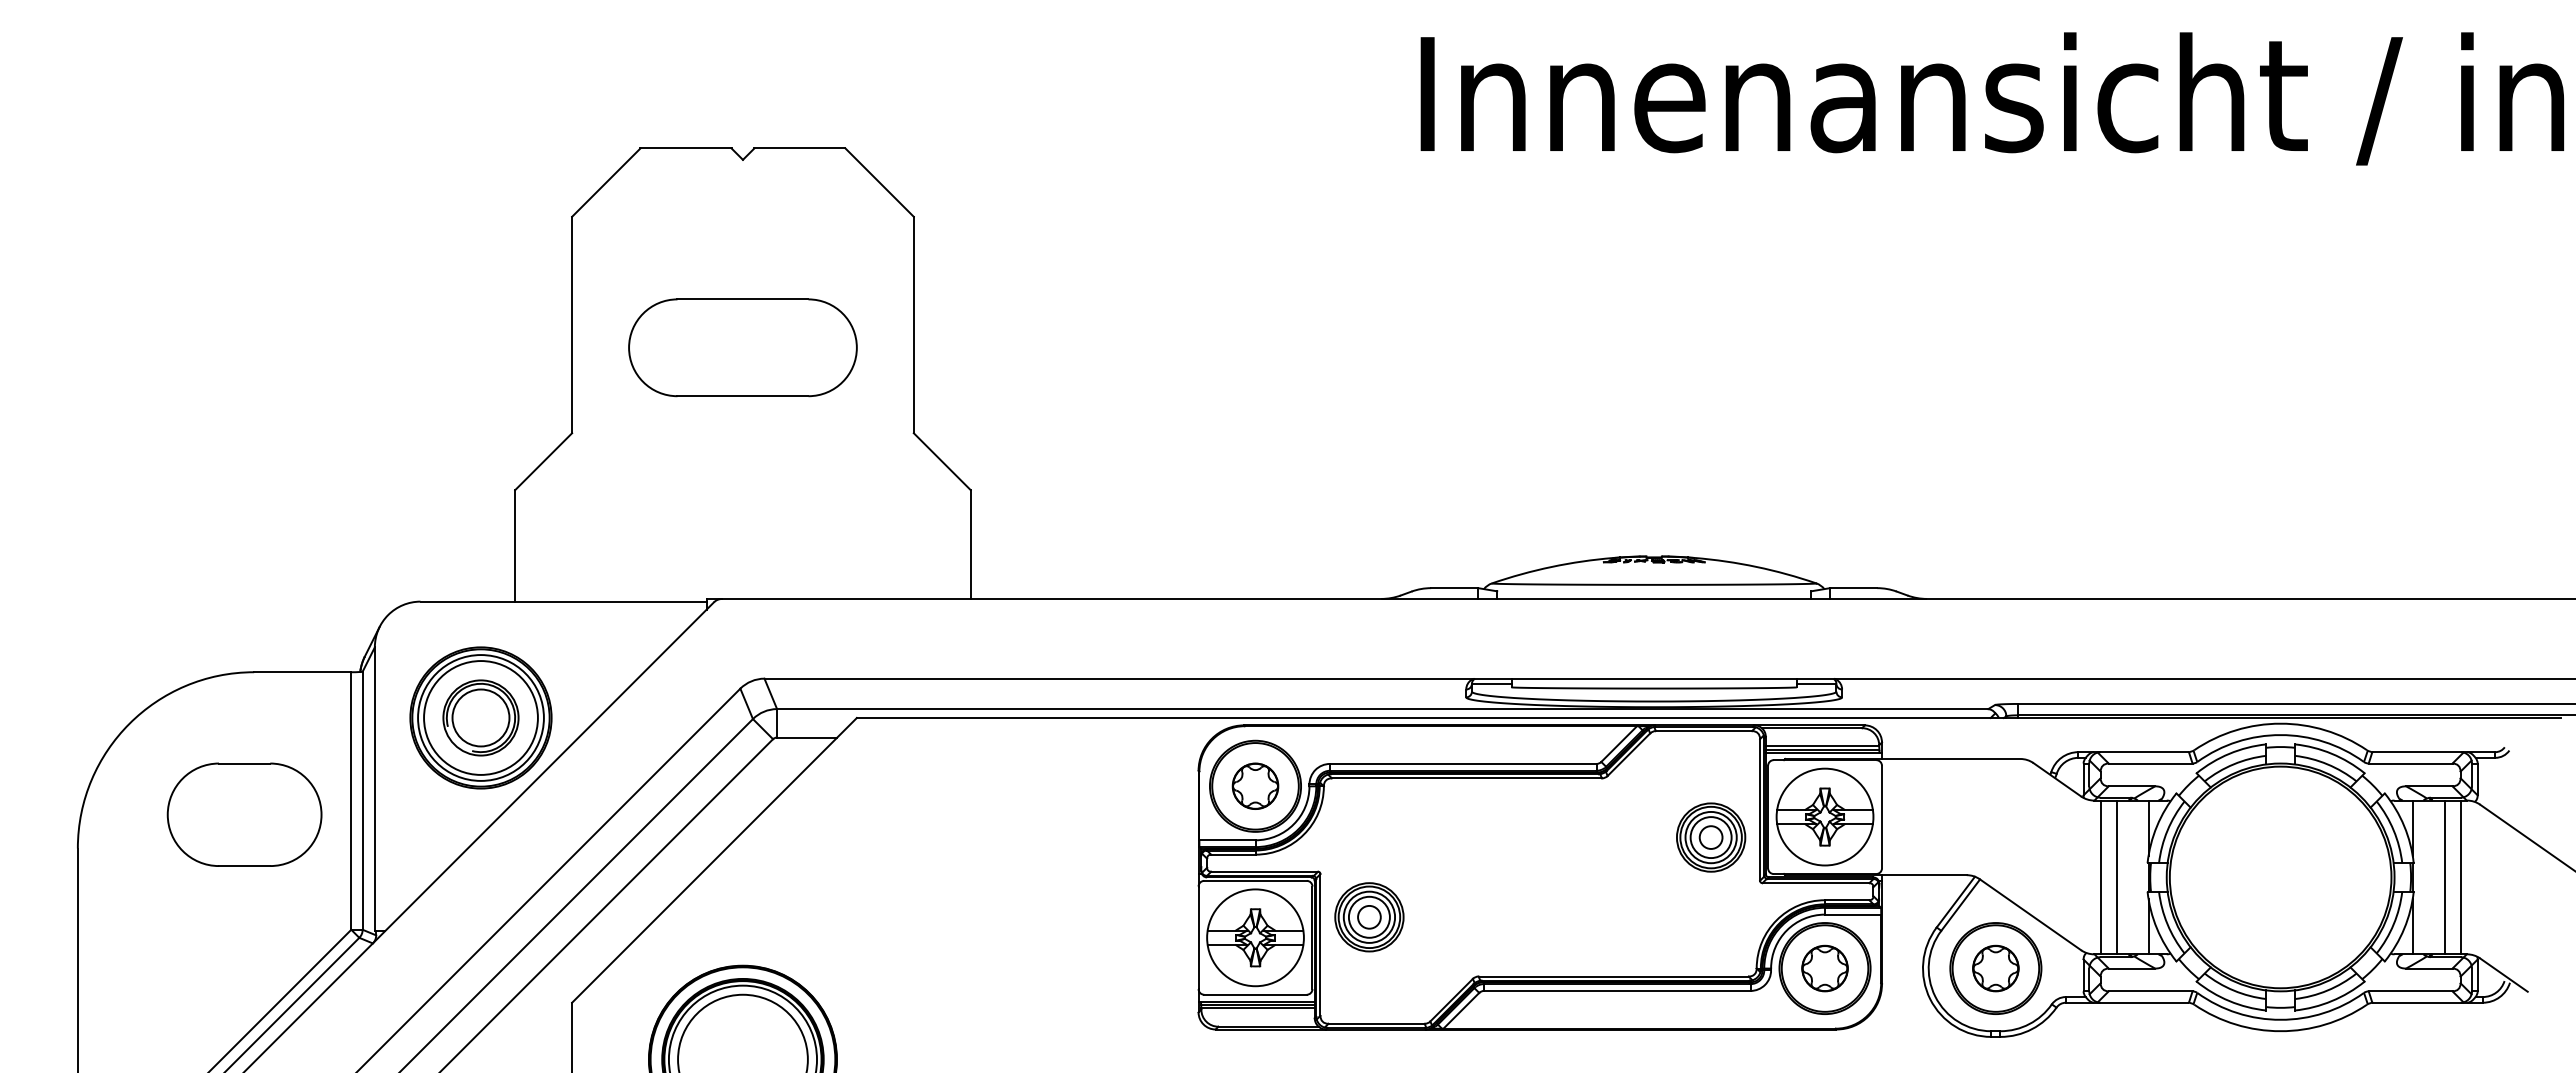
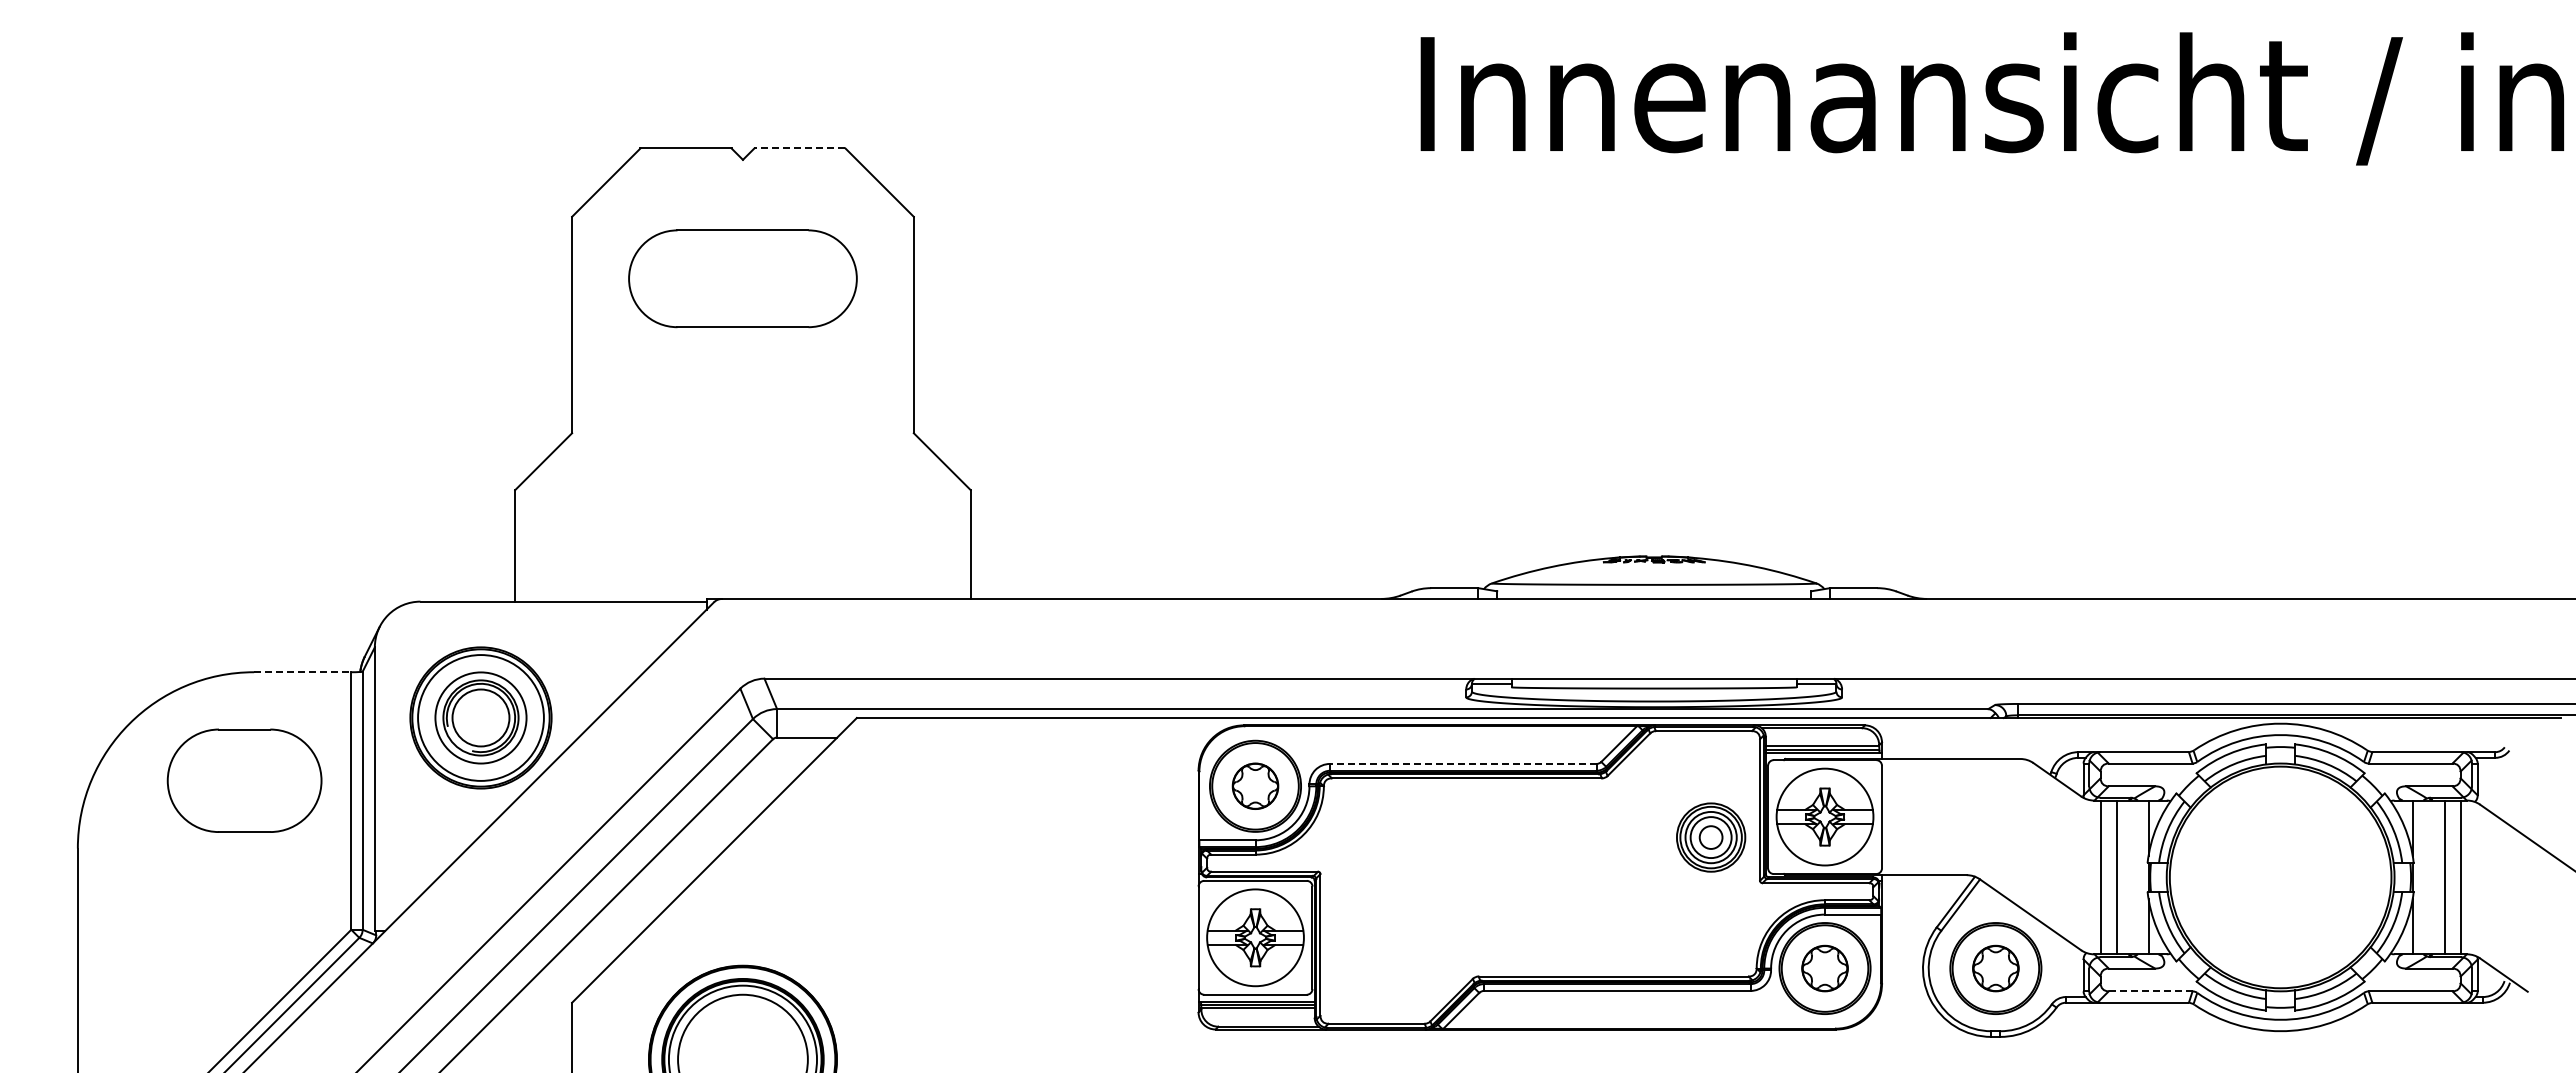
line: solid -> dashed (799, 148)
part position: (742, 347) -> (742, 278) (742, 278)
line: solid -> dashed (302, 672)
circle diameter: 114 px -> 91 px (480, 717)
line: solid -> dashed (1462, 763)
part position: (244, 814) -> (244, 780) (244, 780)
part: present -> none (1369, 917)
line: solid -> dashed (2150, 991)
